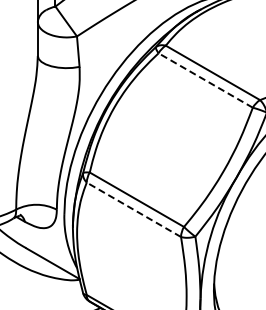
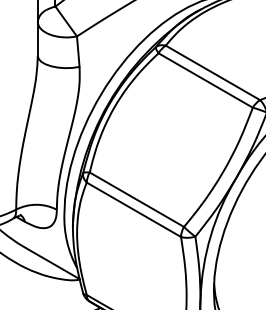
line: dashed -> solid (205, 80)
line: dashed -> solid (133, 209)
